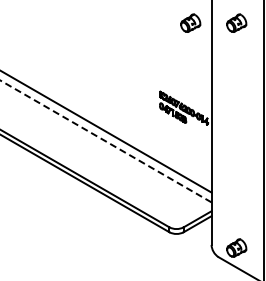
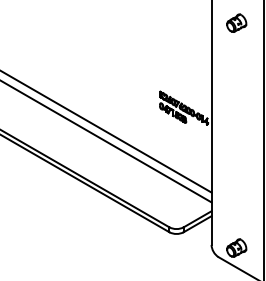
part: present -> none (190, 22)
line: dashed -> solid (105, 141)
